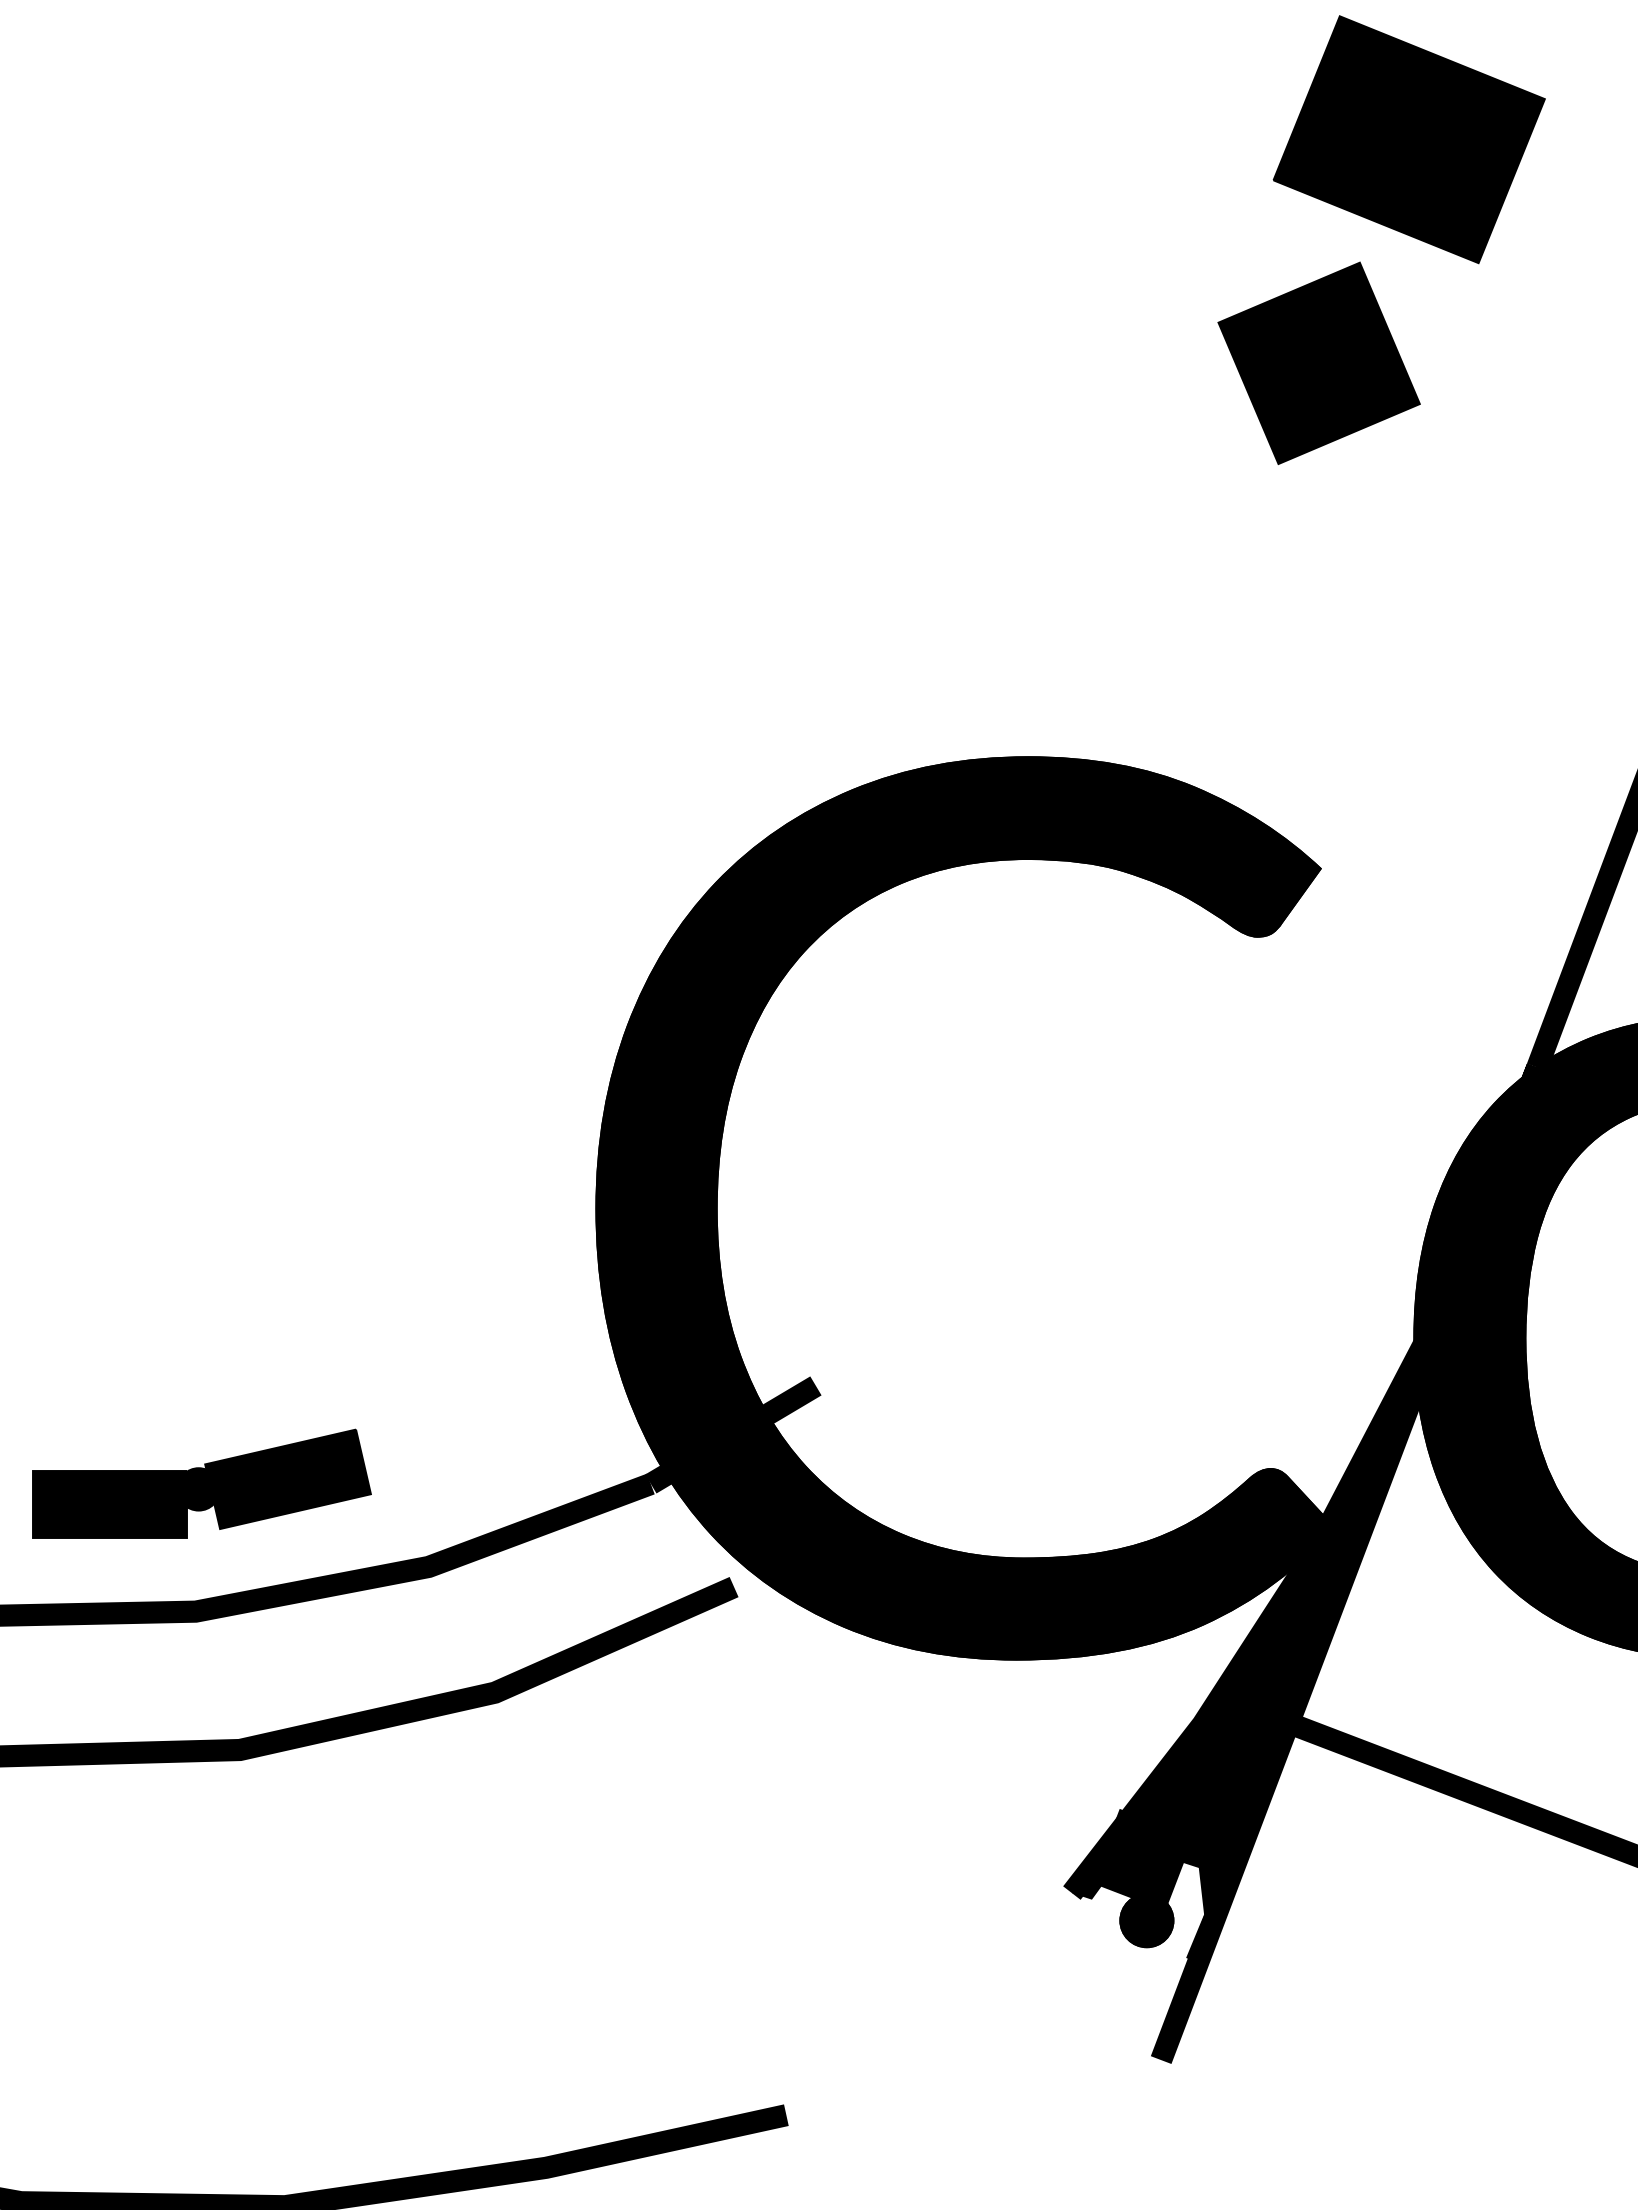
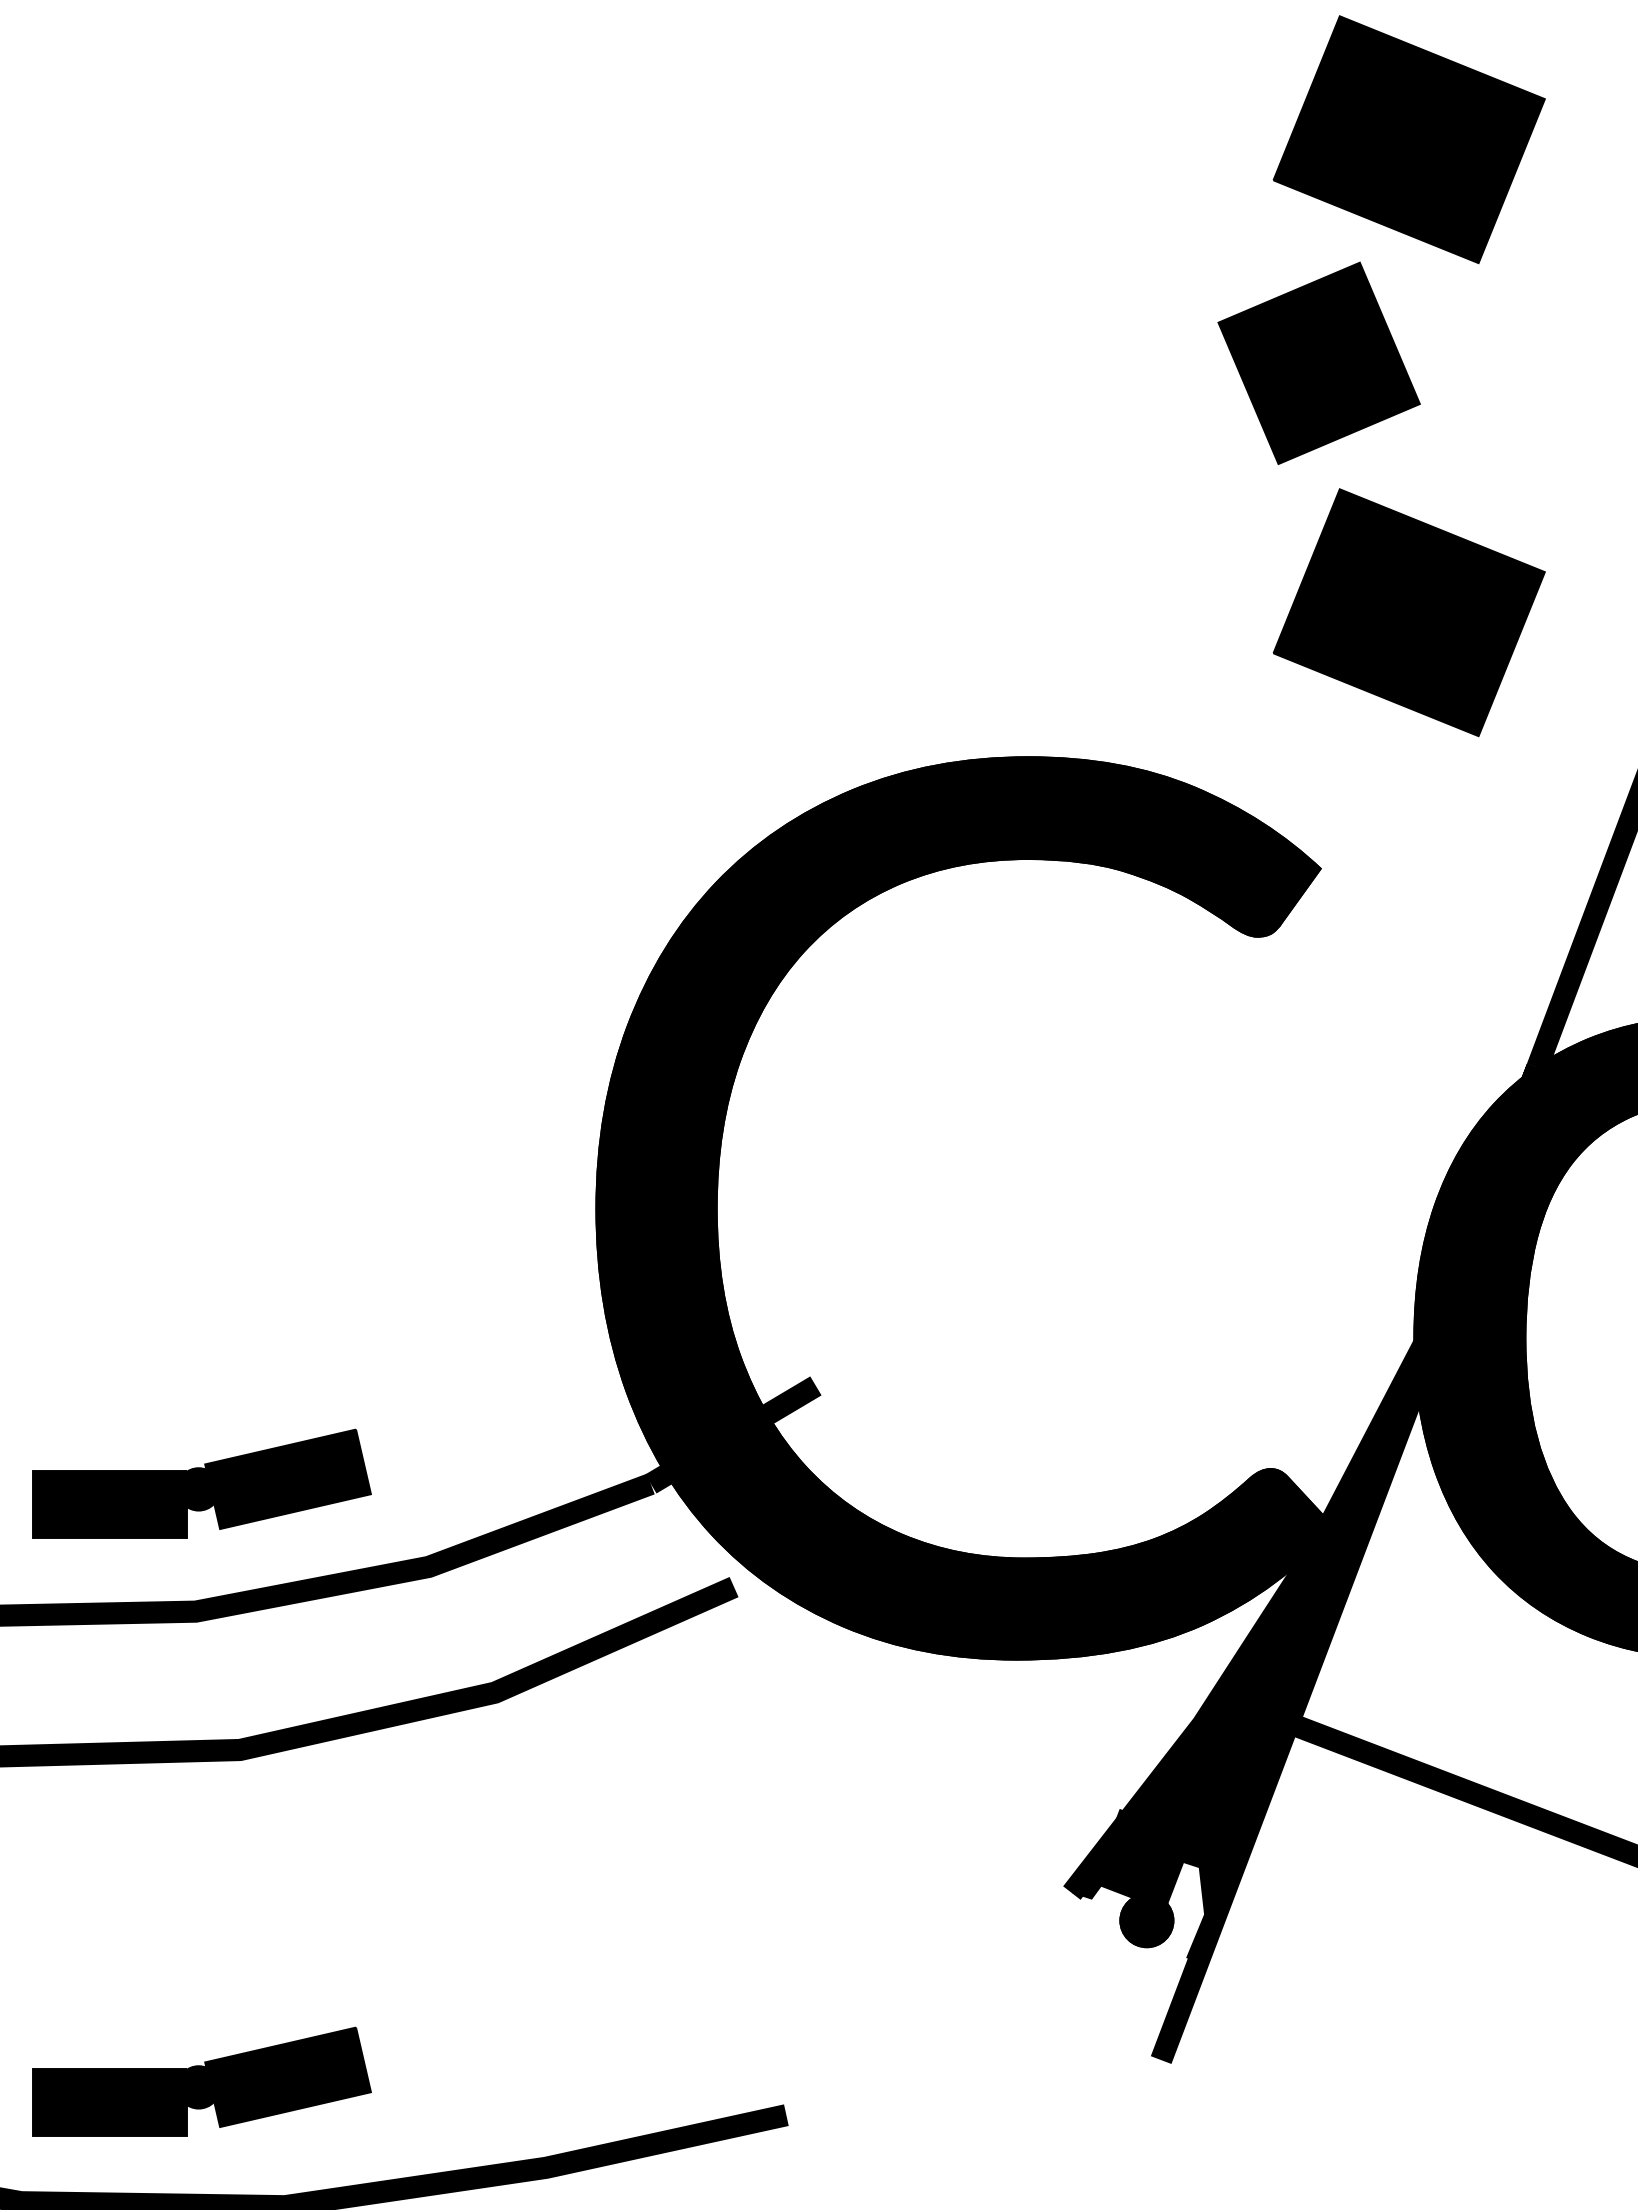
part: none -> present (1408, 612)
part: none -> present (201, 2081)
